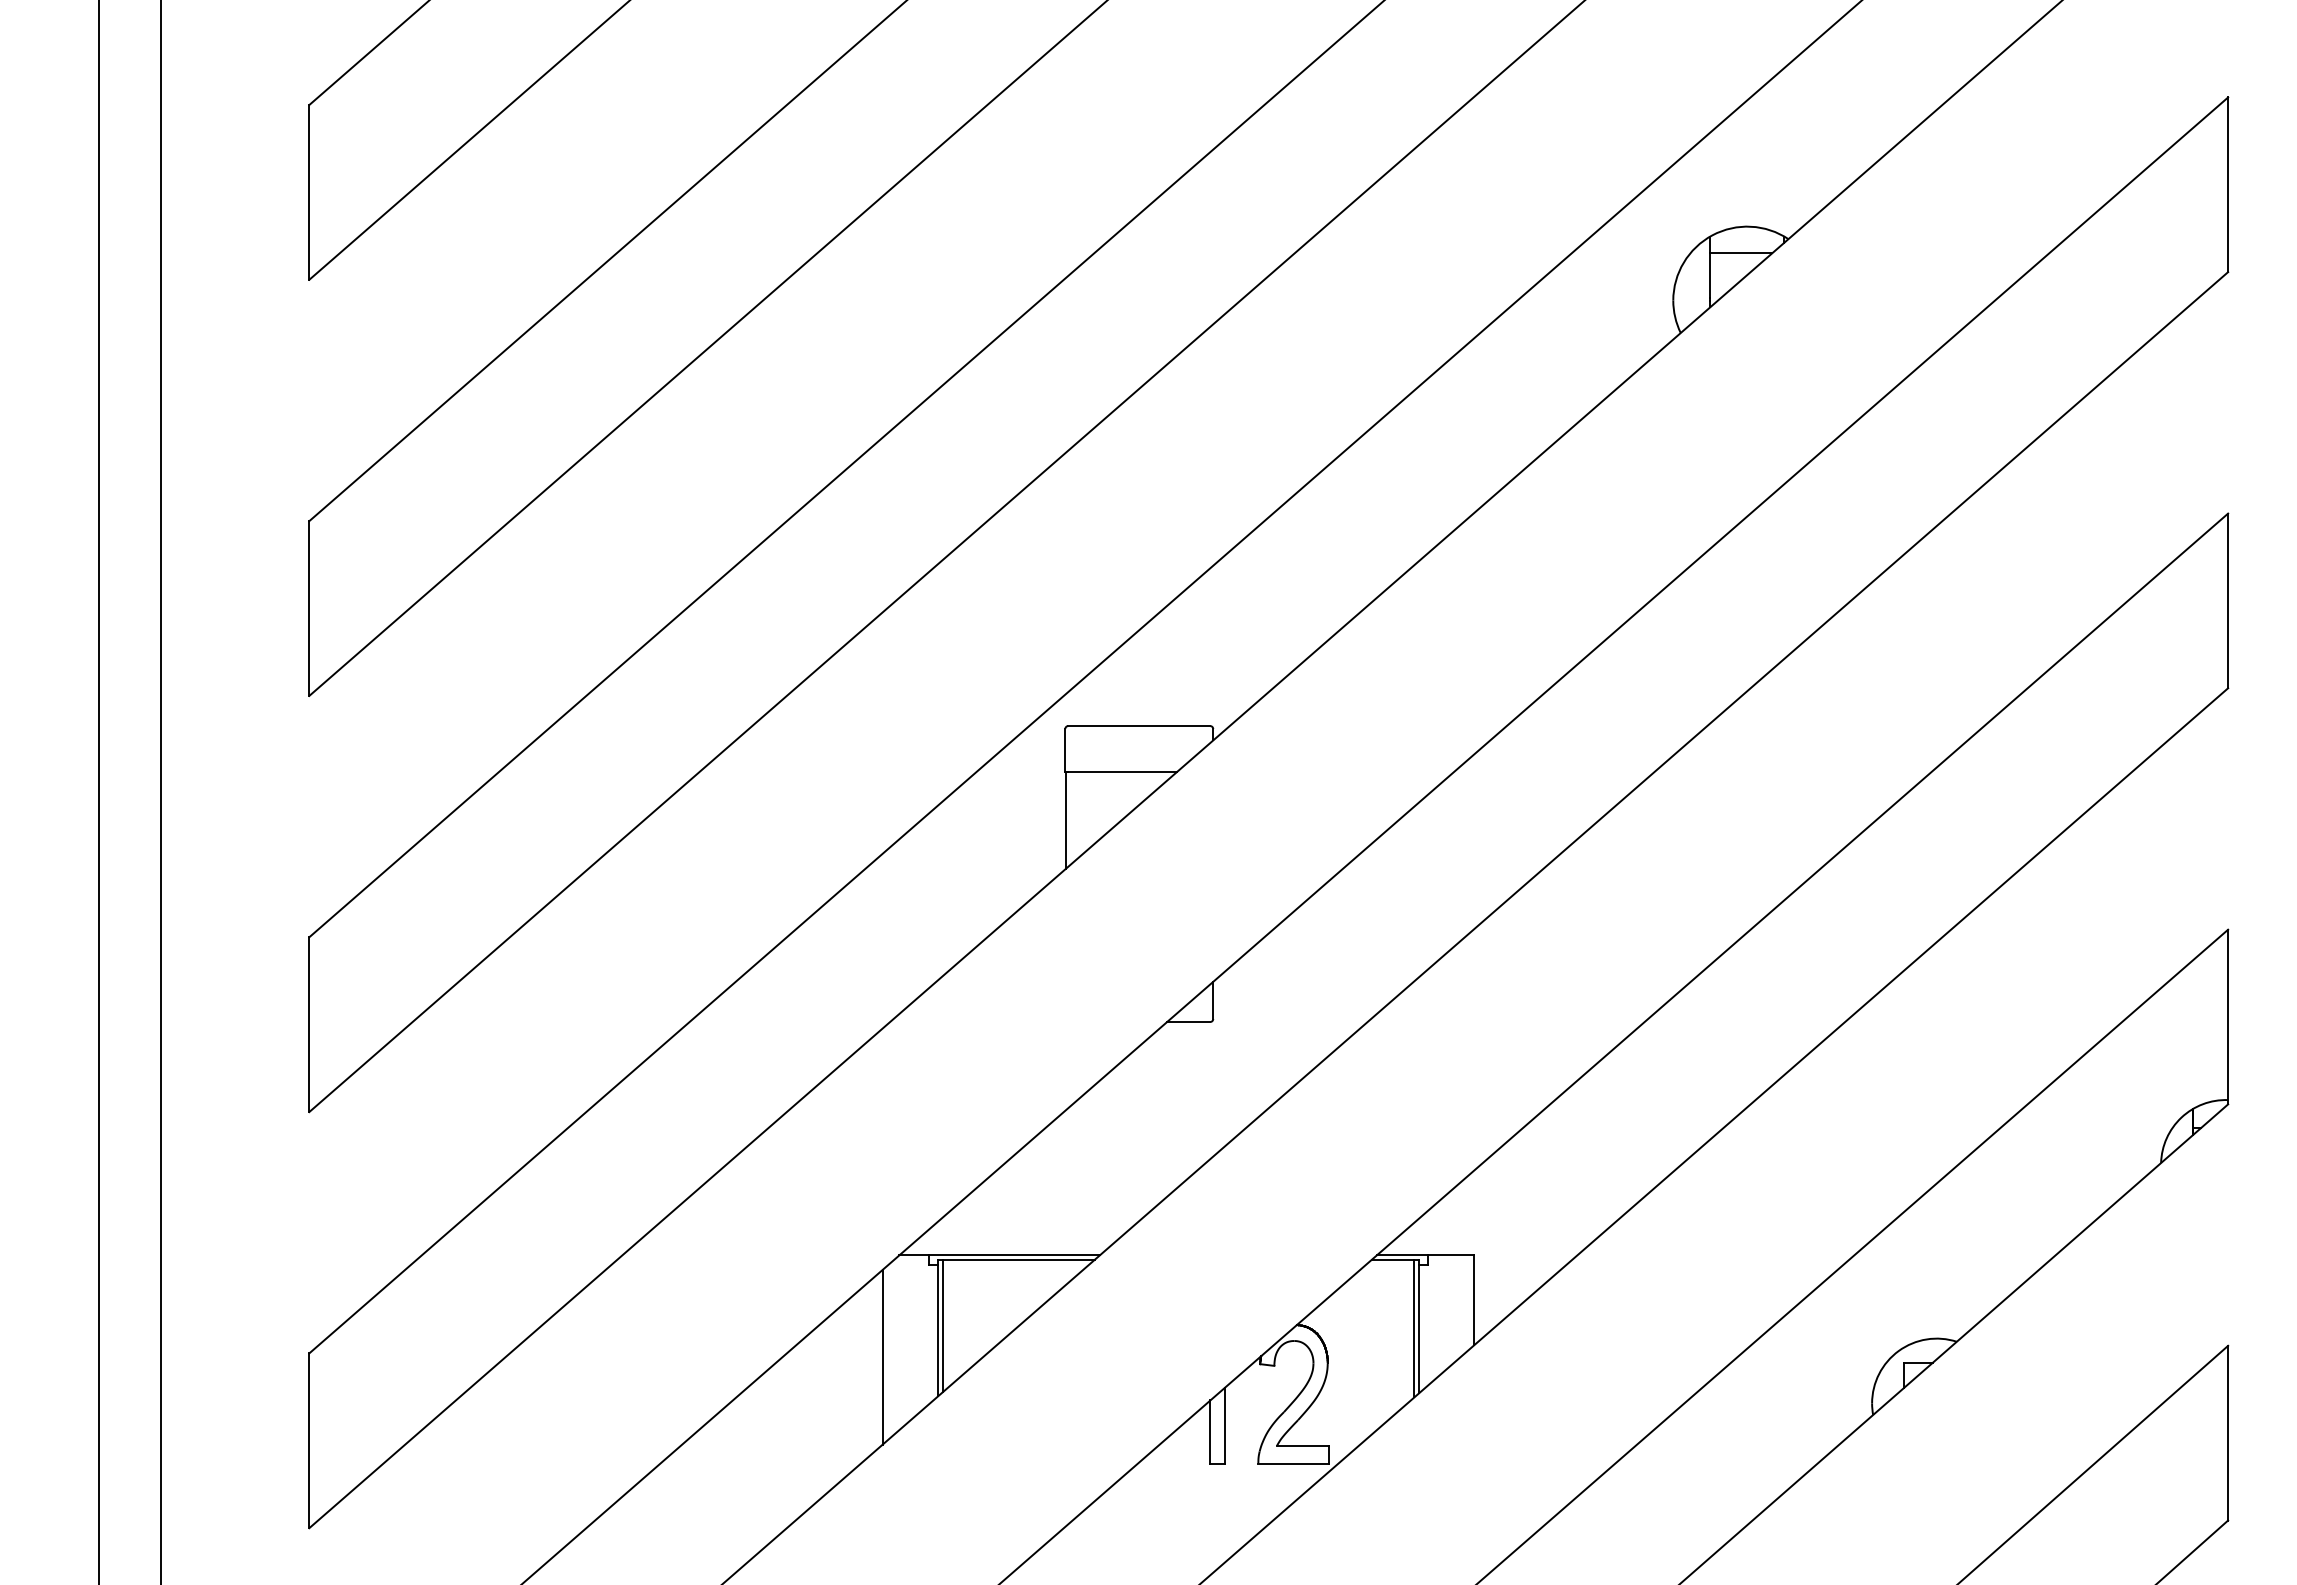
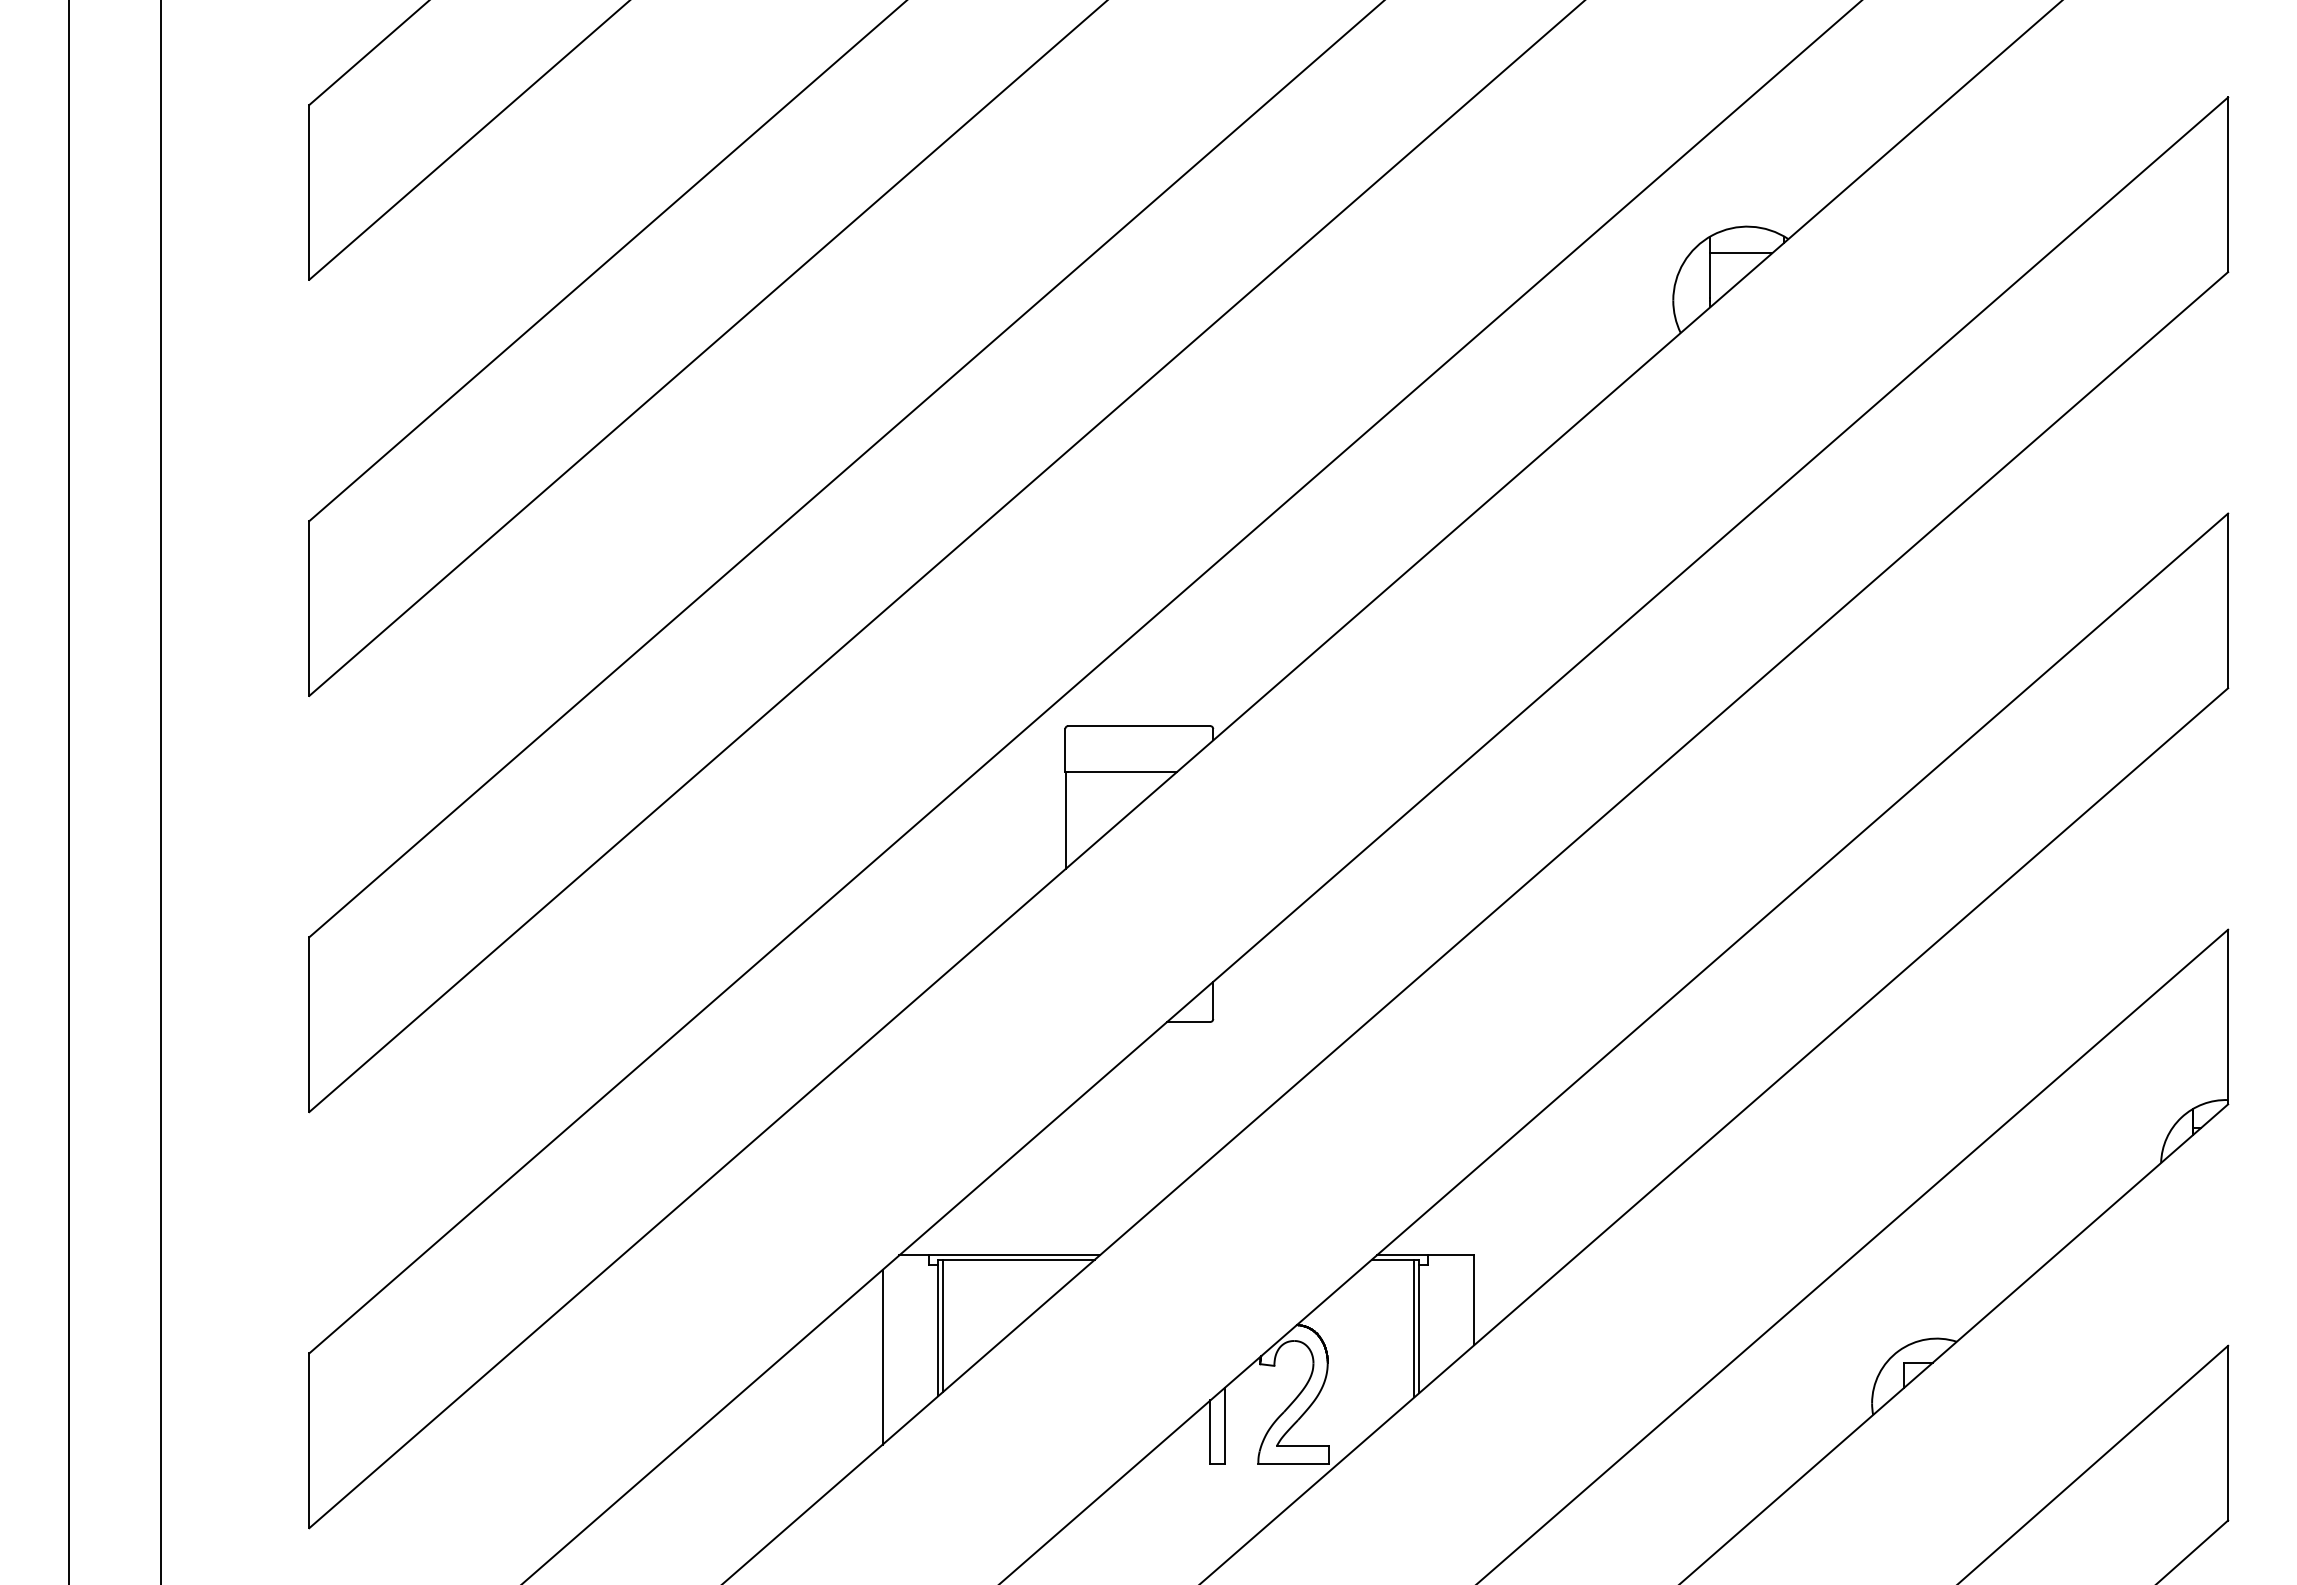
line position: (98, 791) -> (68, 791) (68, 791)
